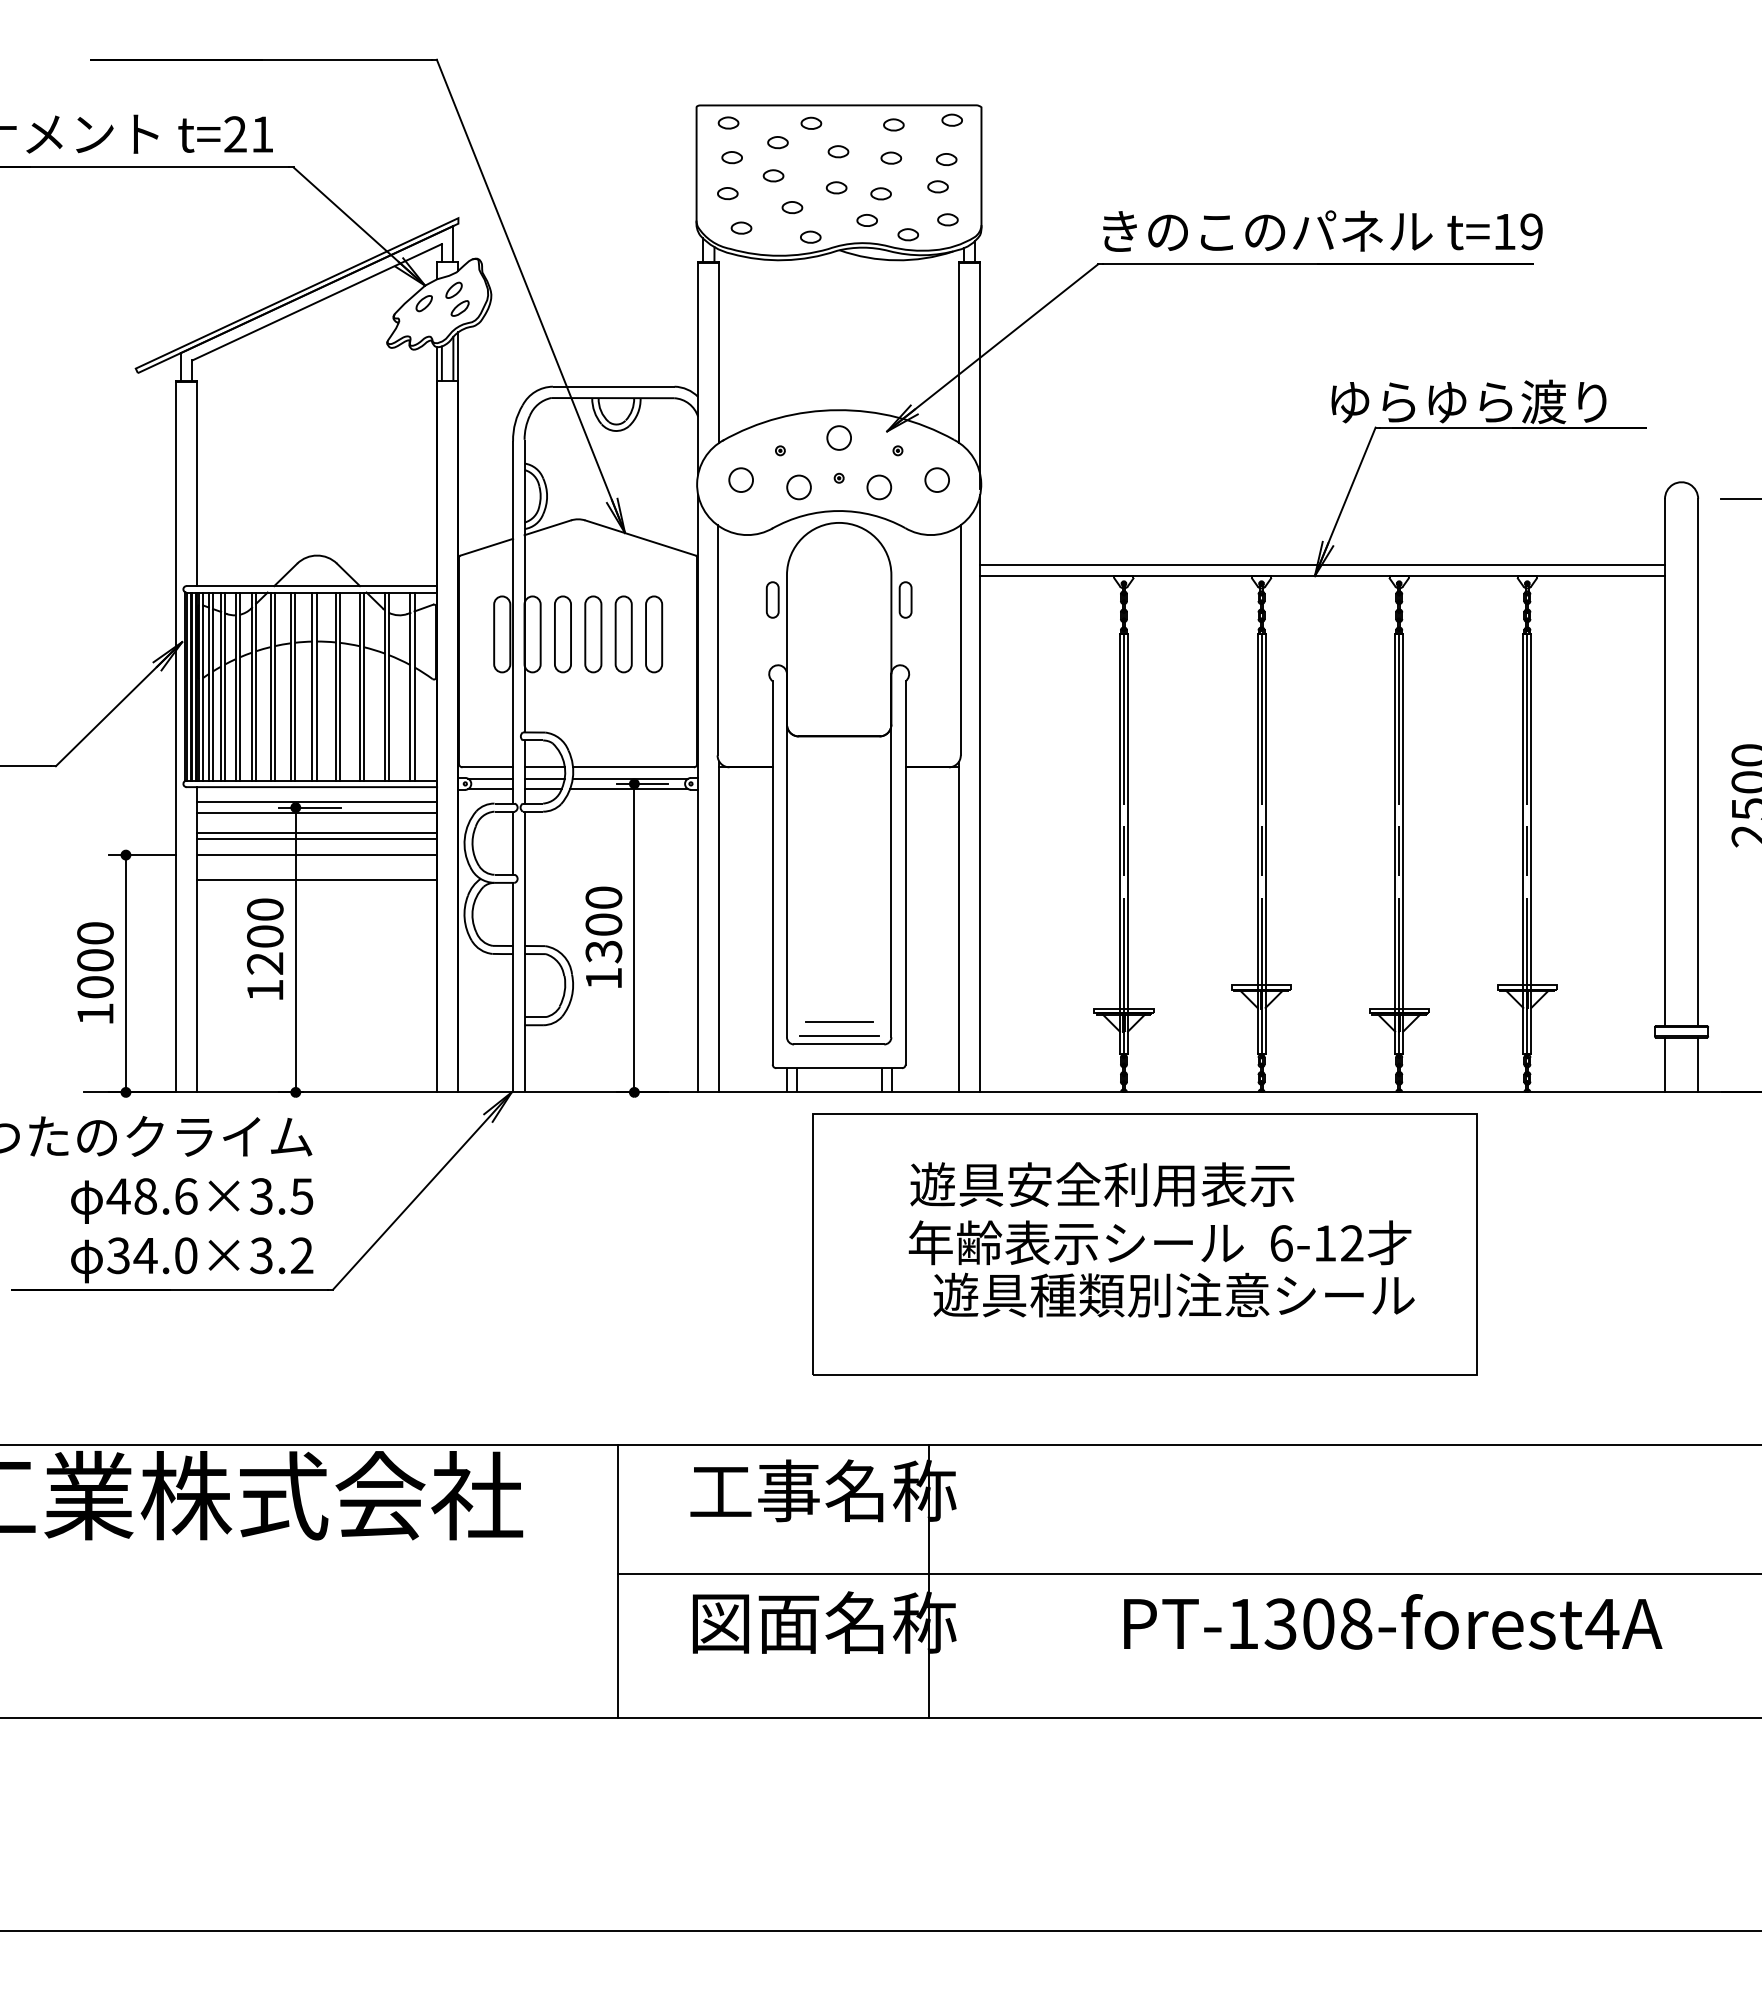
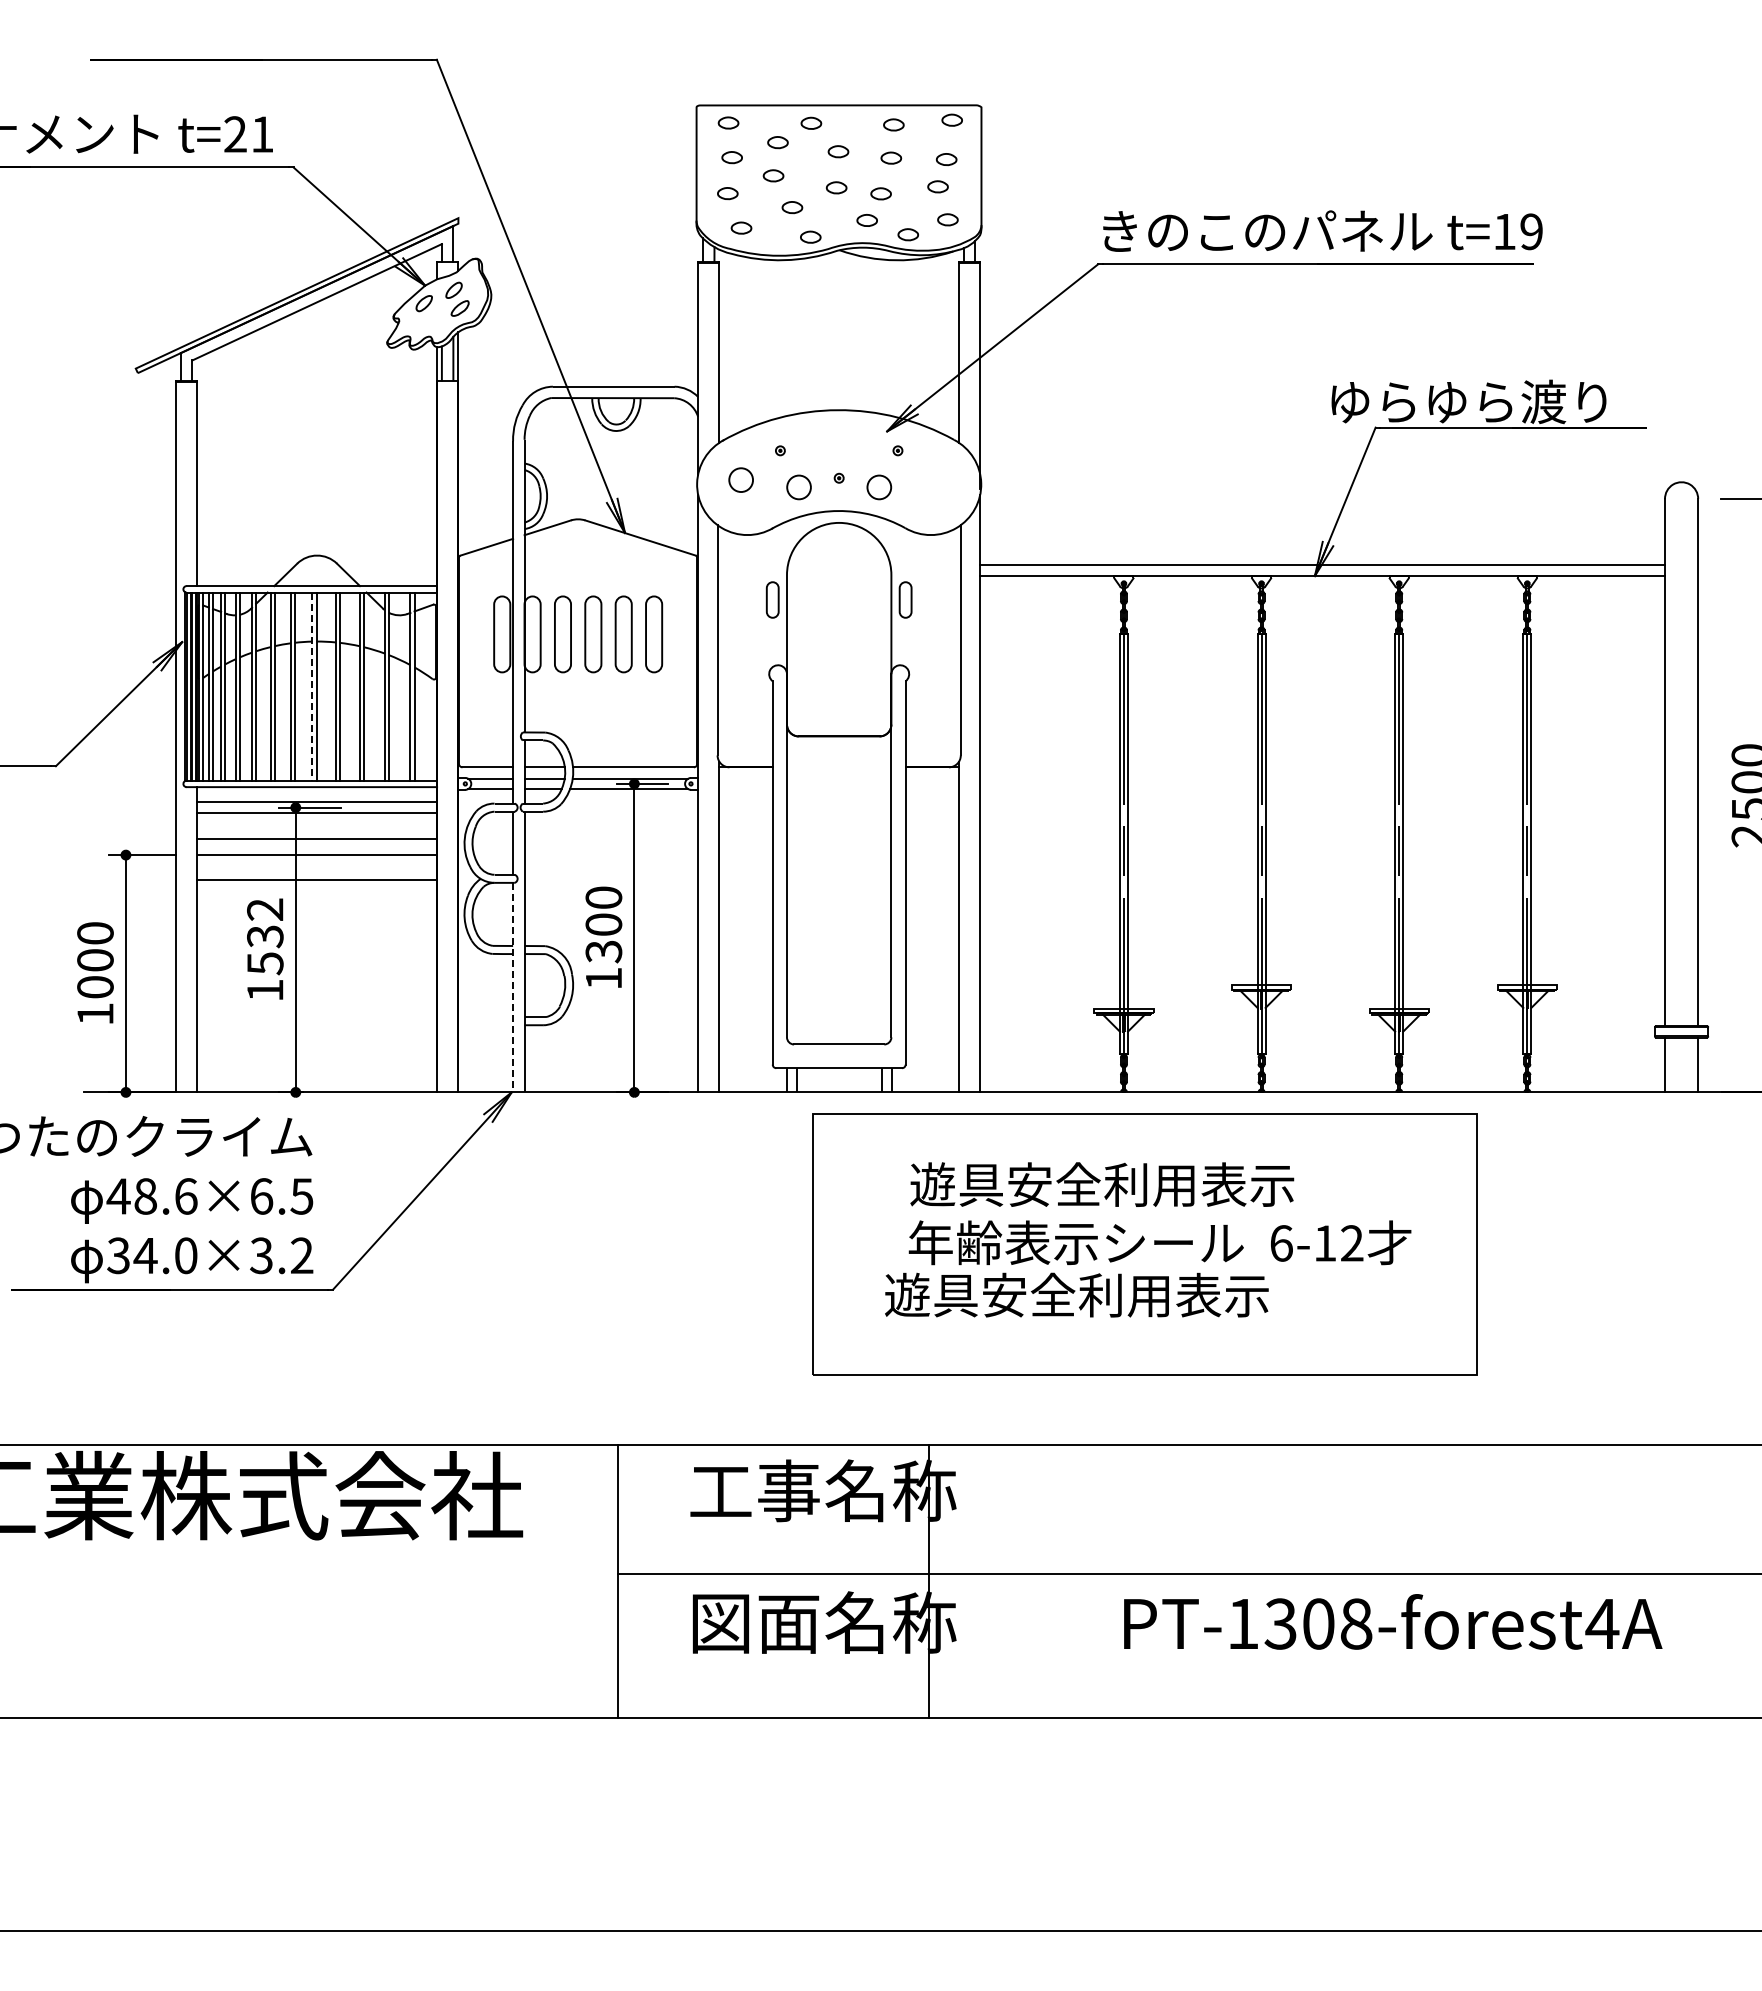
circle: present -> none (838, 437)
circle: present -> none (936, 479)
line: solid -> dashed (312, 687)
line: present -> none (317, 832)
text: 1200 -> 1532 (265, 936)
line: solid -> dashed (513, 987)
line: present -> none (838, 1021)
line: present -> none (838, 1035)
text: 48.6×3.5 -> 48.6×6.5 (261, 1196)
text: 遊具種類別注意シール -> 遊具安全利用表示 (1149, 1294)
